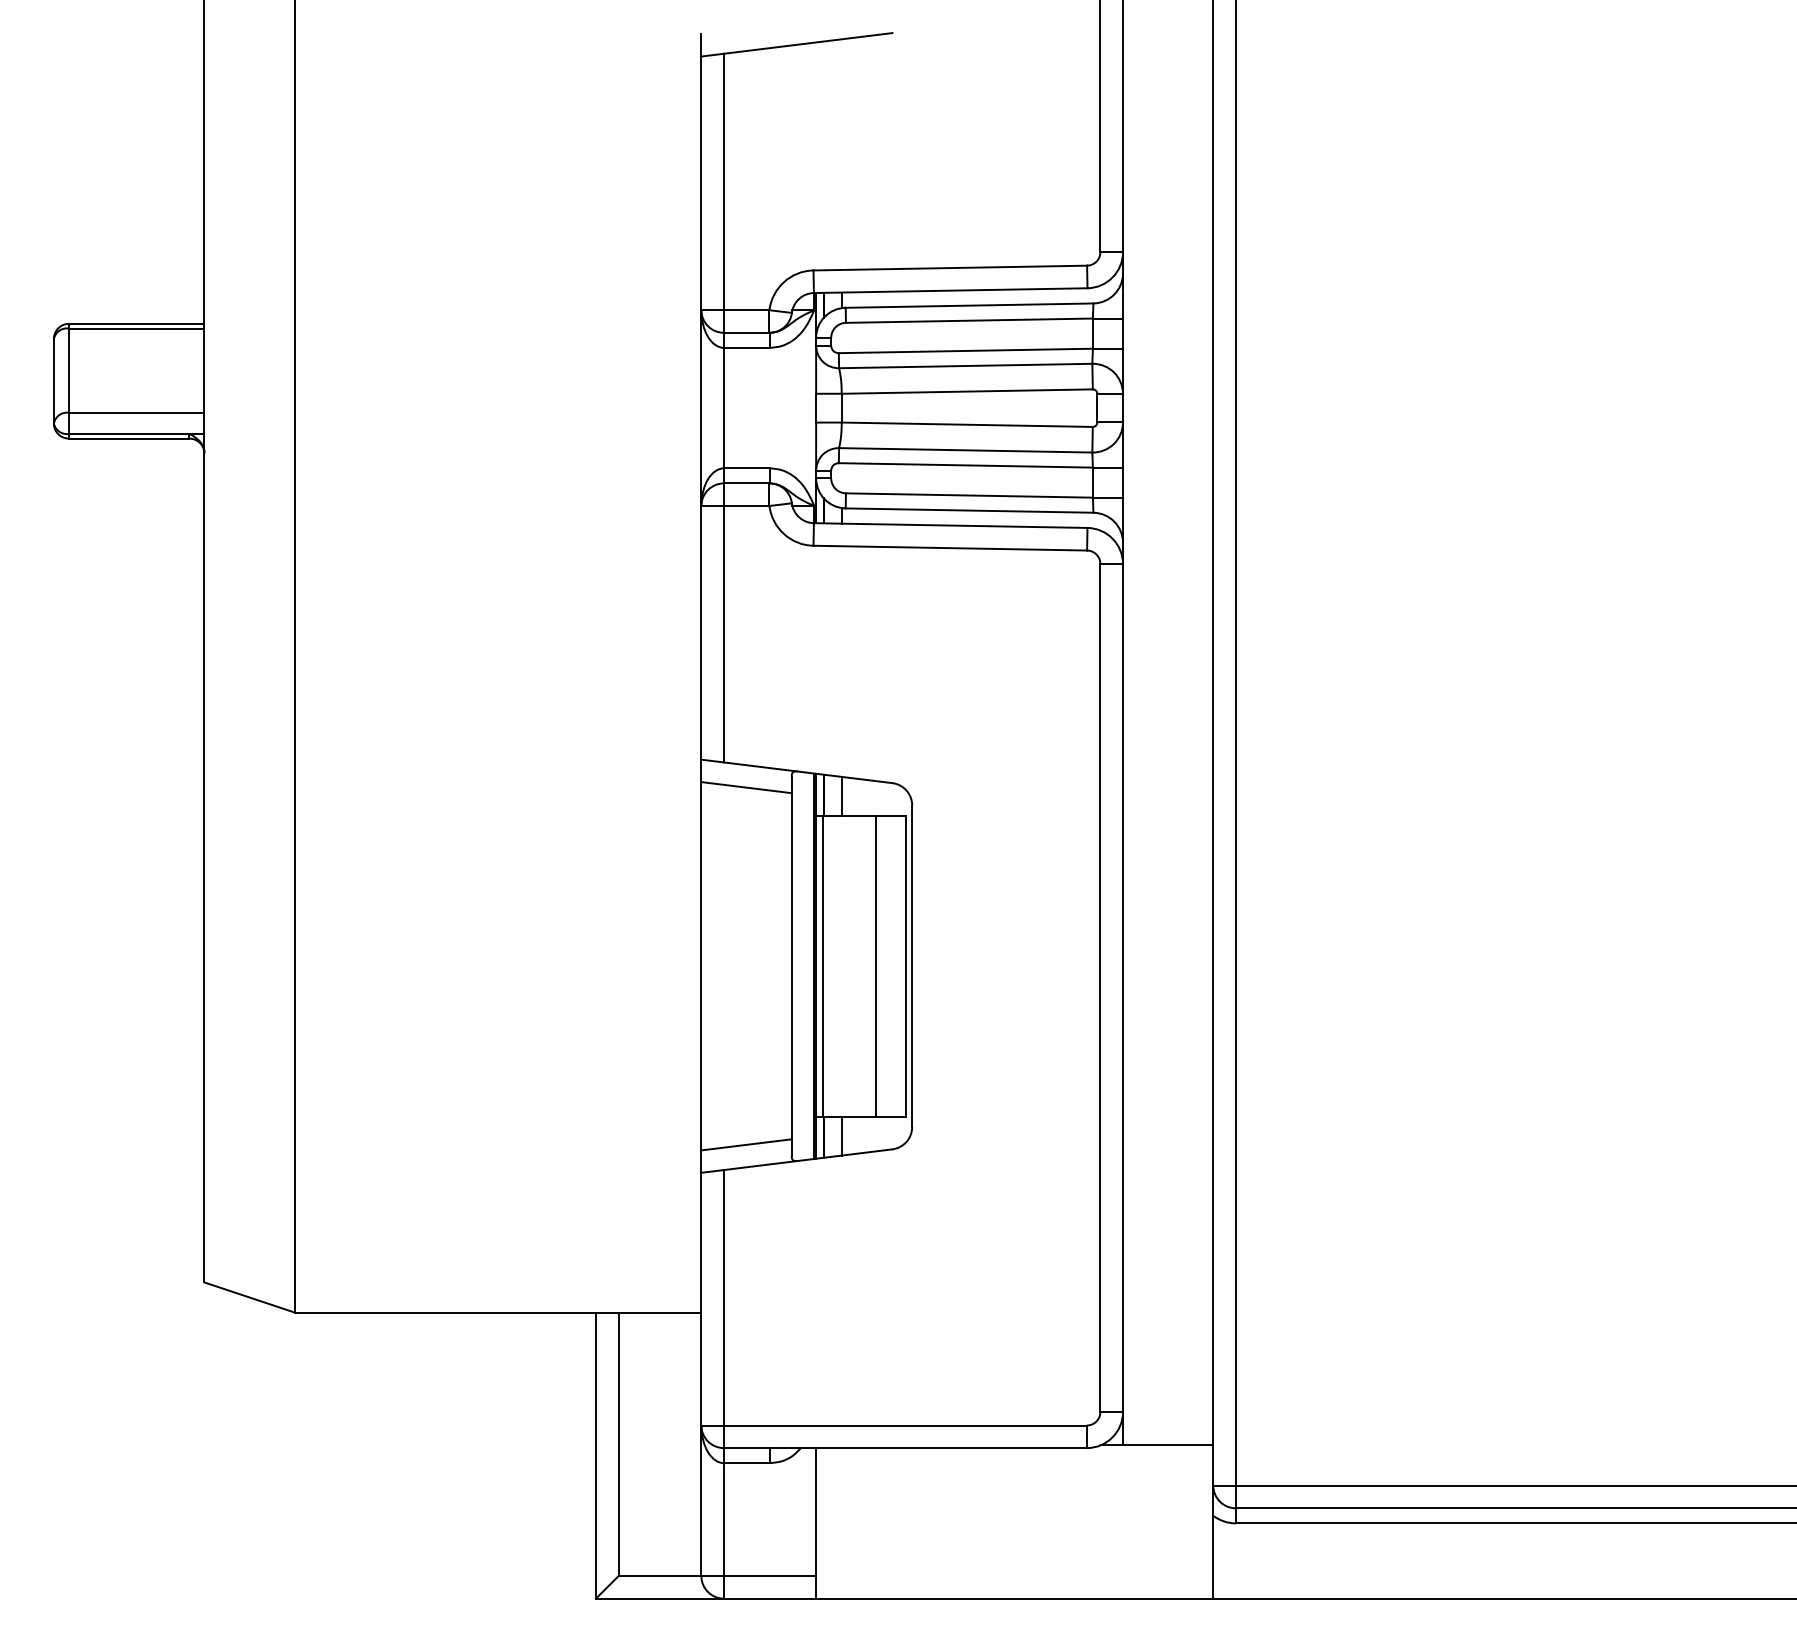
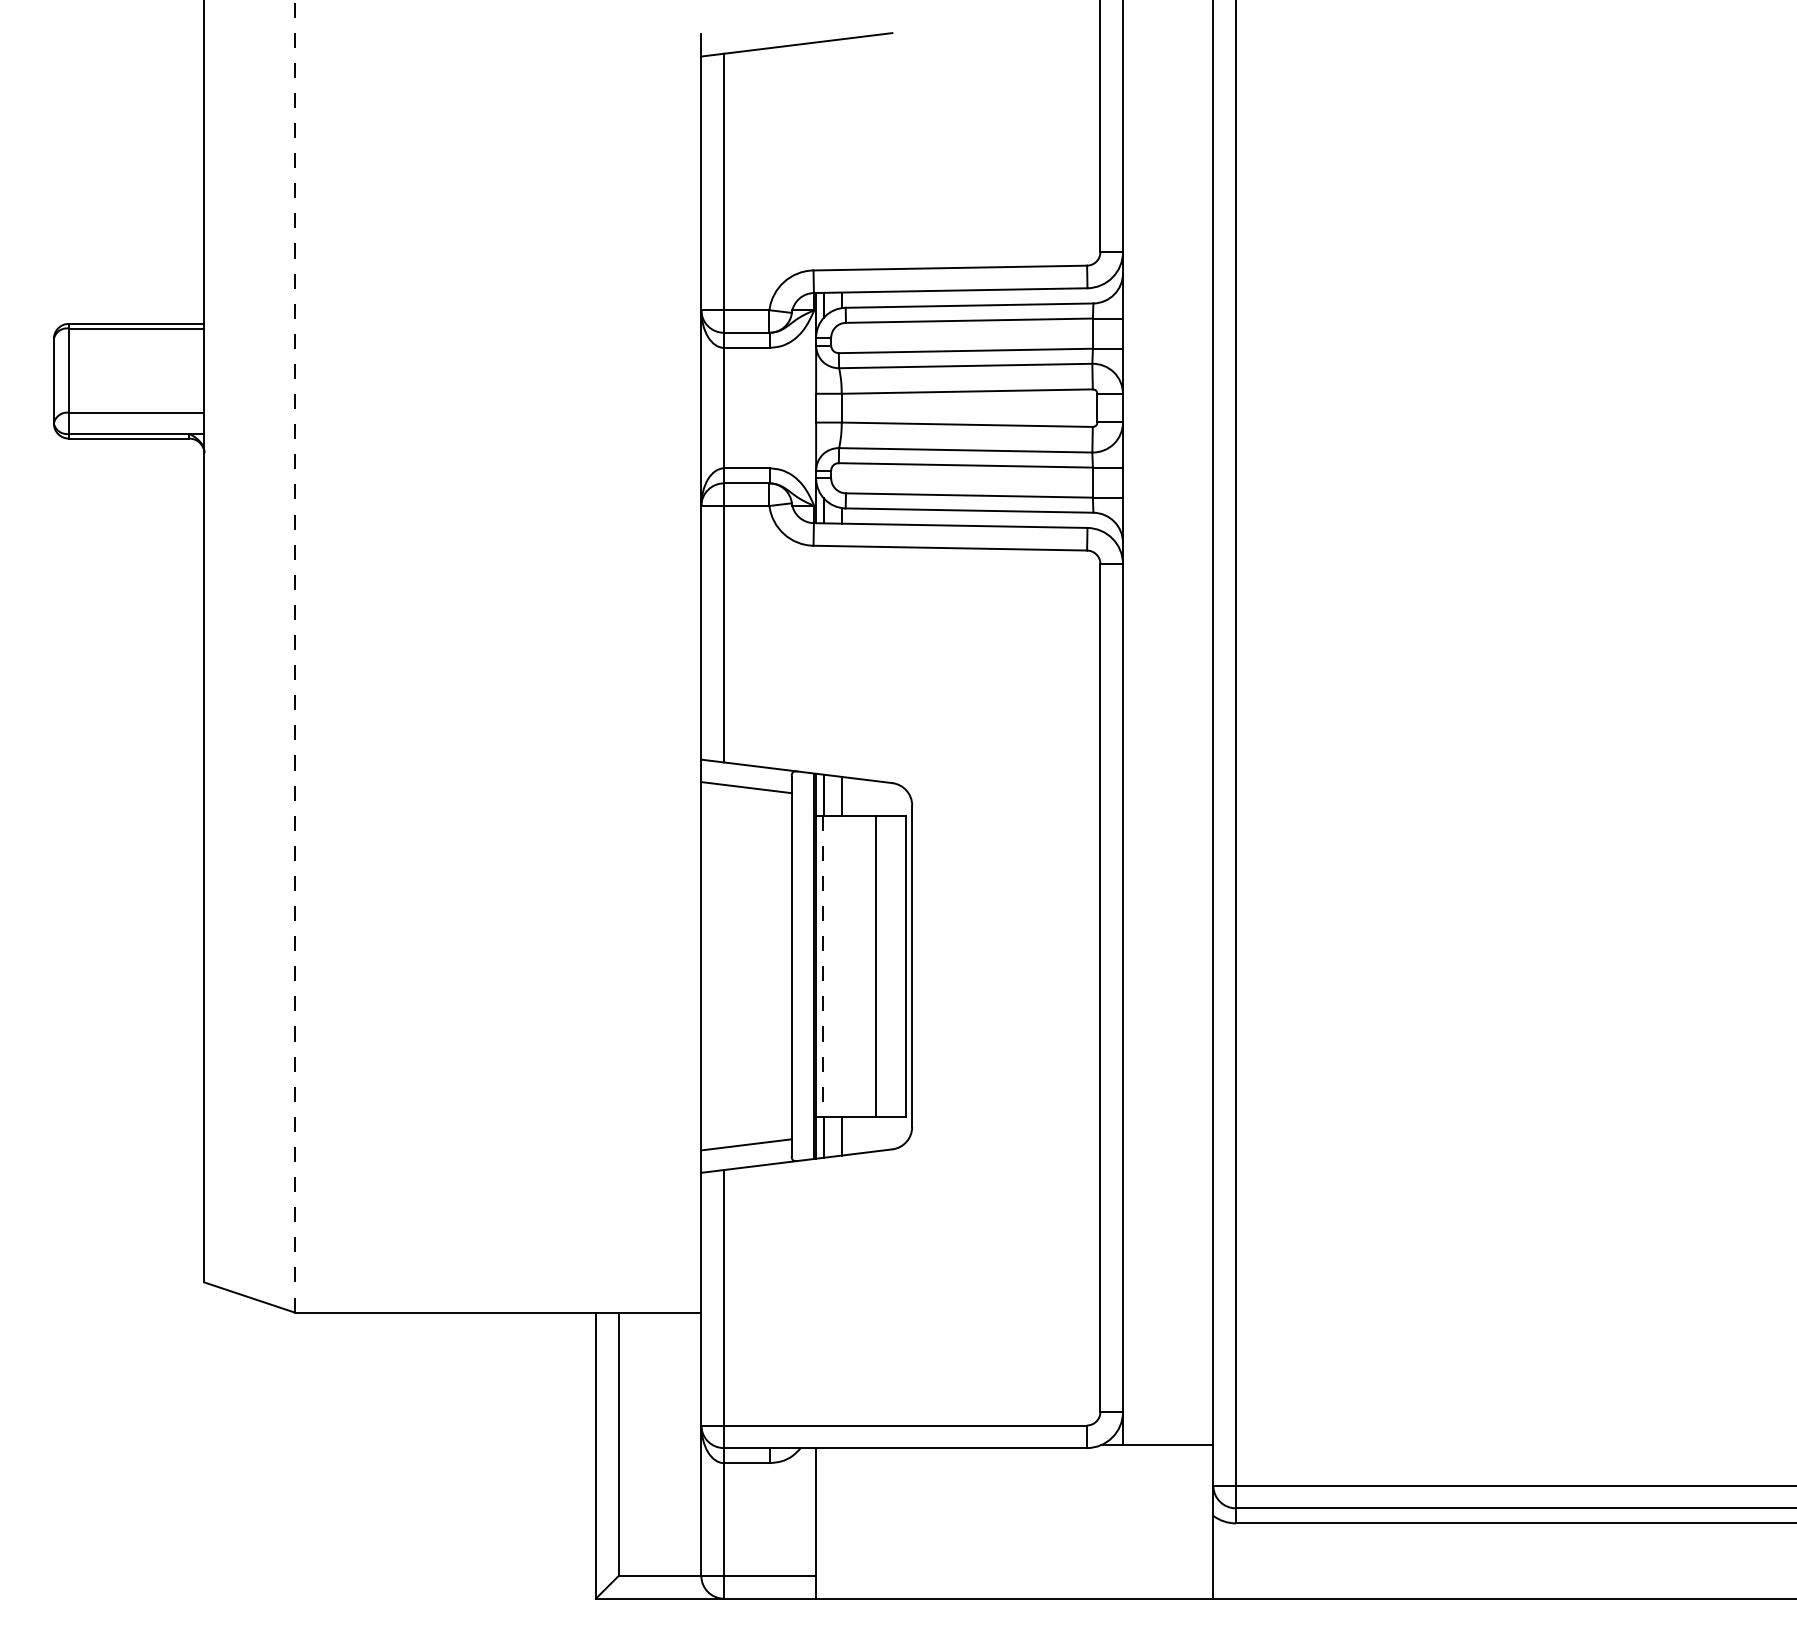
line: solid -> dashed (294, 656)
line: solid -> dashed (822, 966)
